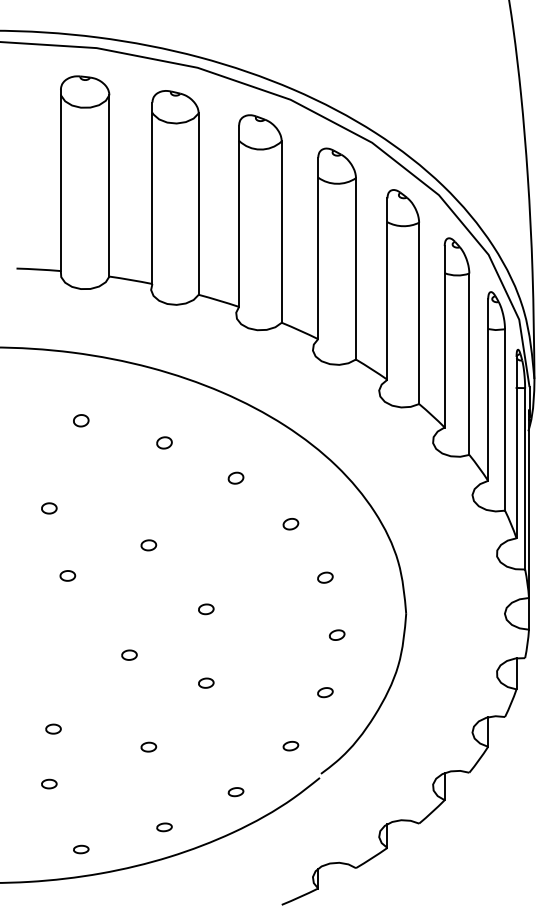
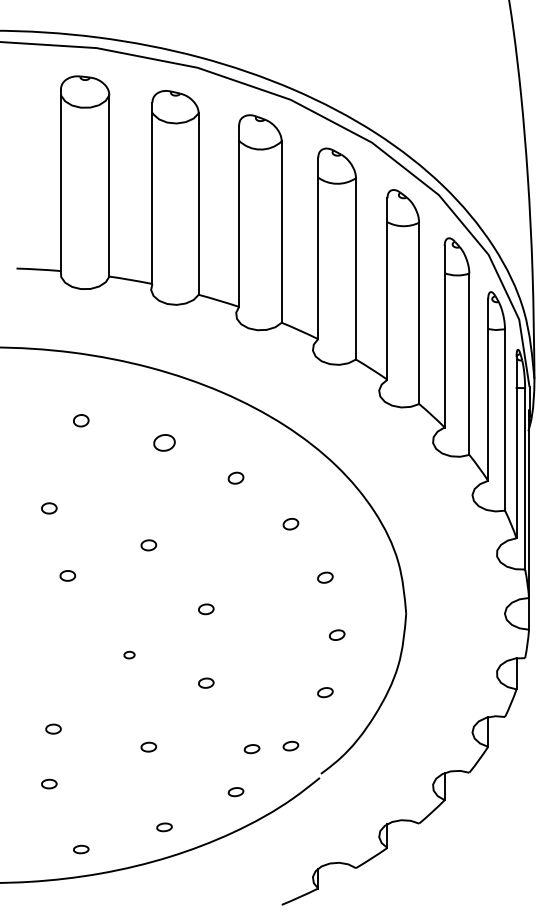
part size: 17x14 px -> 23x18 px (164, 442)
part size: 17x12 px -> 13x10 px (129, 654)
part: none -> present (251, 749)
